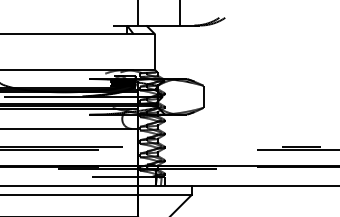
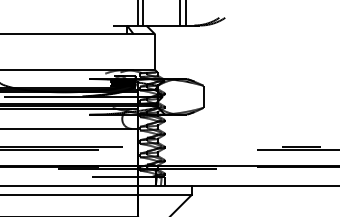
line: none -> present (142, 13)
line: none -> present (186, 13)
